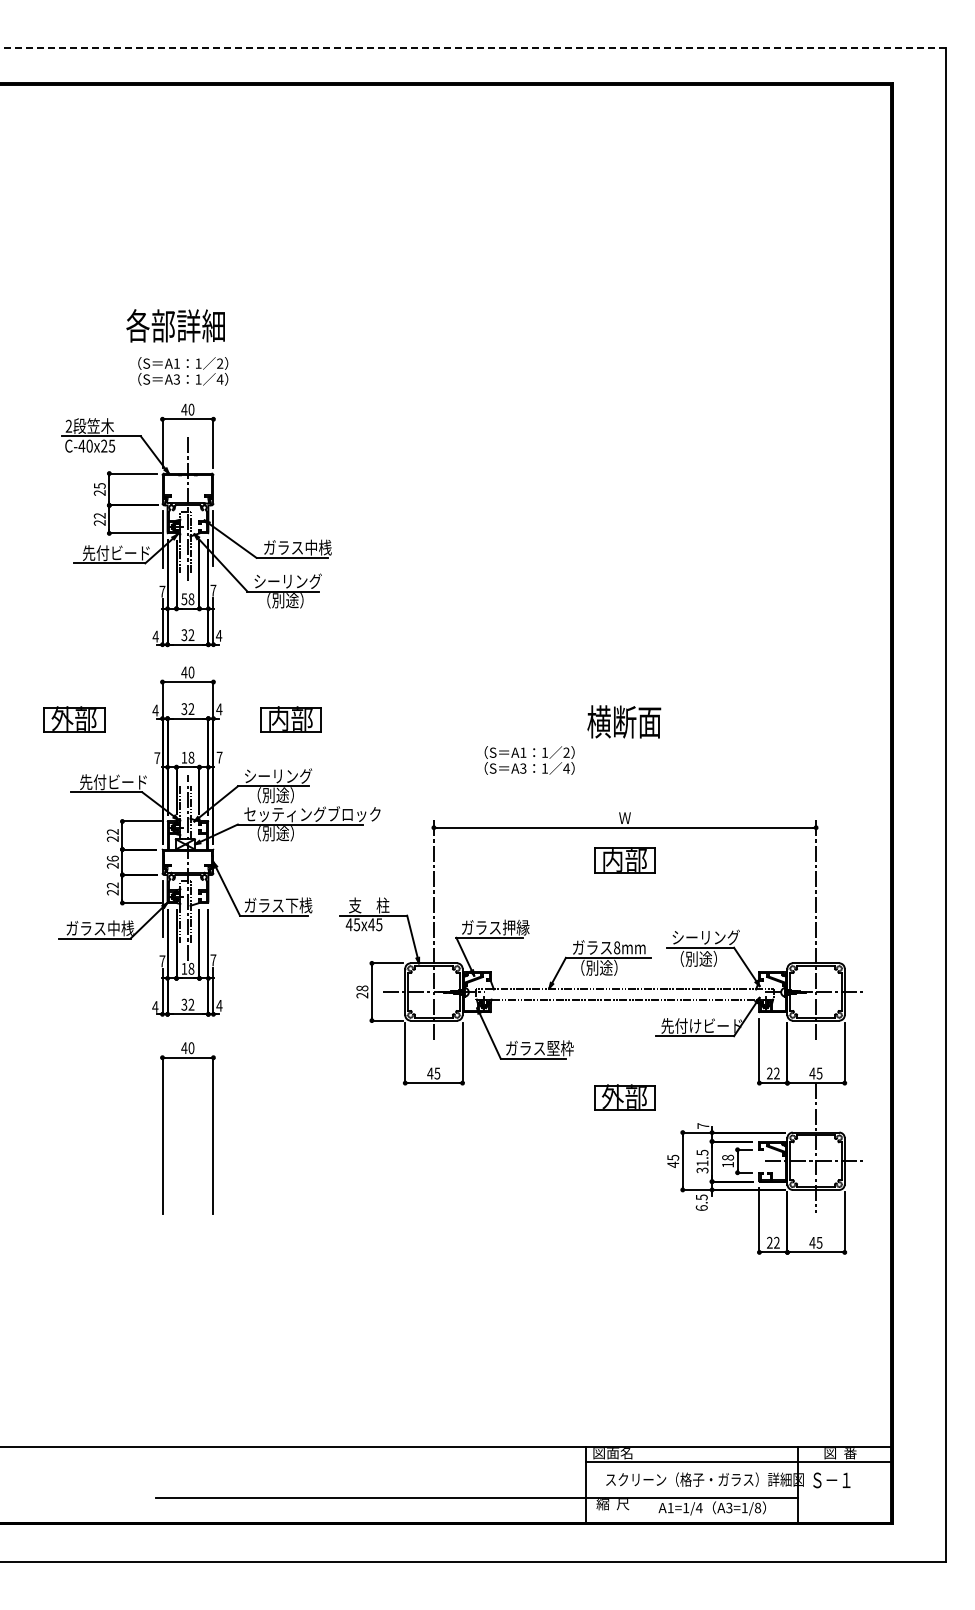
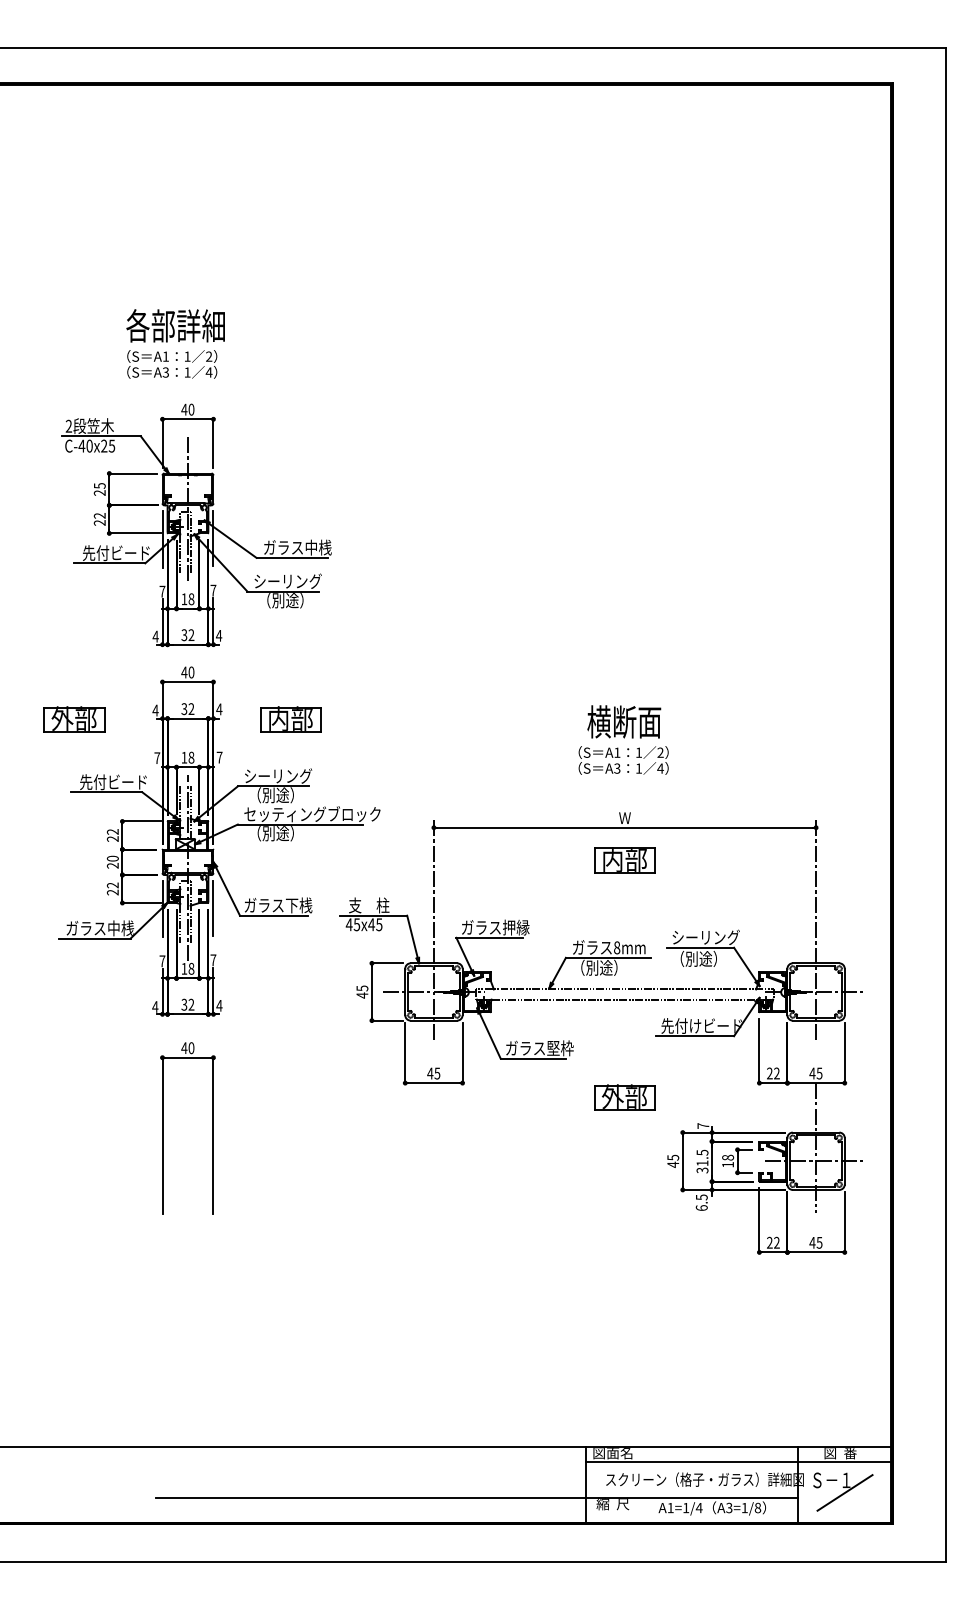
line: dashed -> solid (472, 48)
text position: (183, 371) -> (172, 364) (172, 364)
text: 58 -> 18 (184, 599)
text position: (529, 760) -> (623, 760) (623, 760)
text: 26 -> 20 (112, 858)
line: none -> present (213, 908)
text: 28 -> 45 (362, 991)
line: none -> present (844, 1492)
